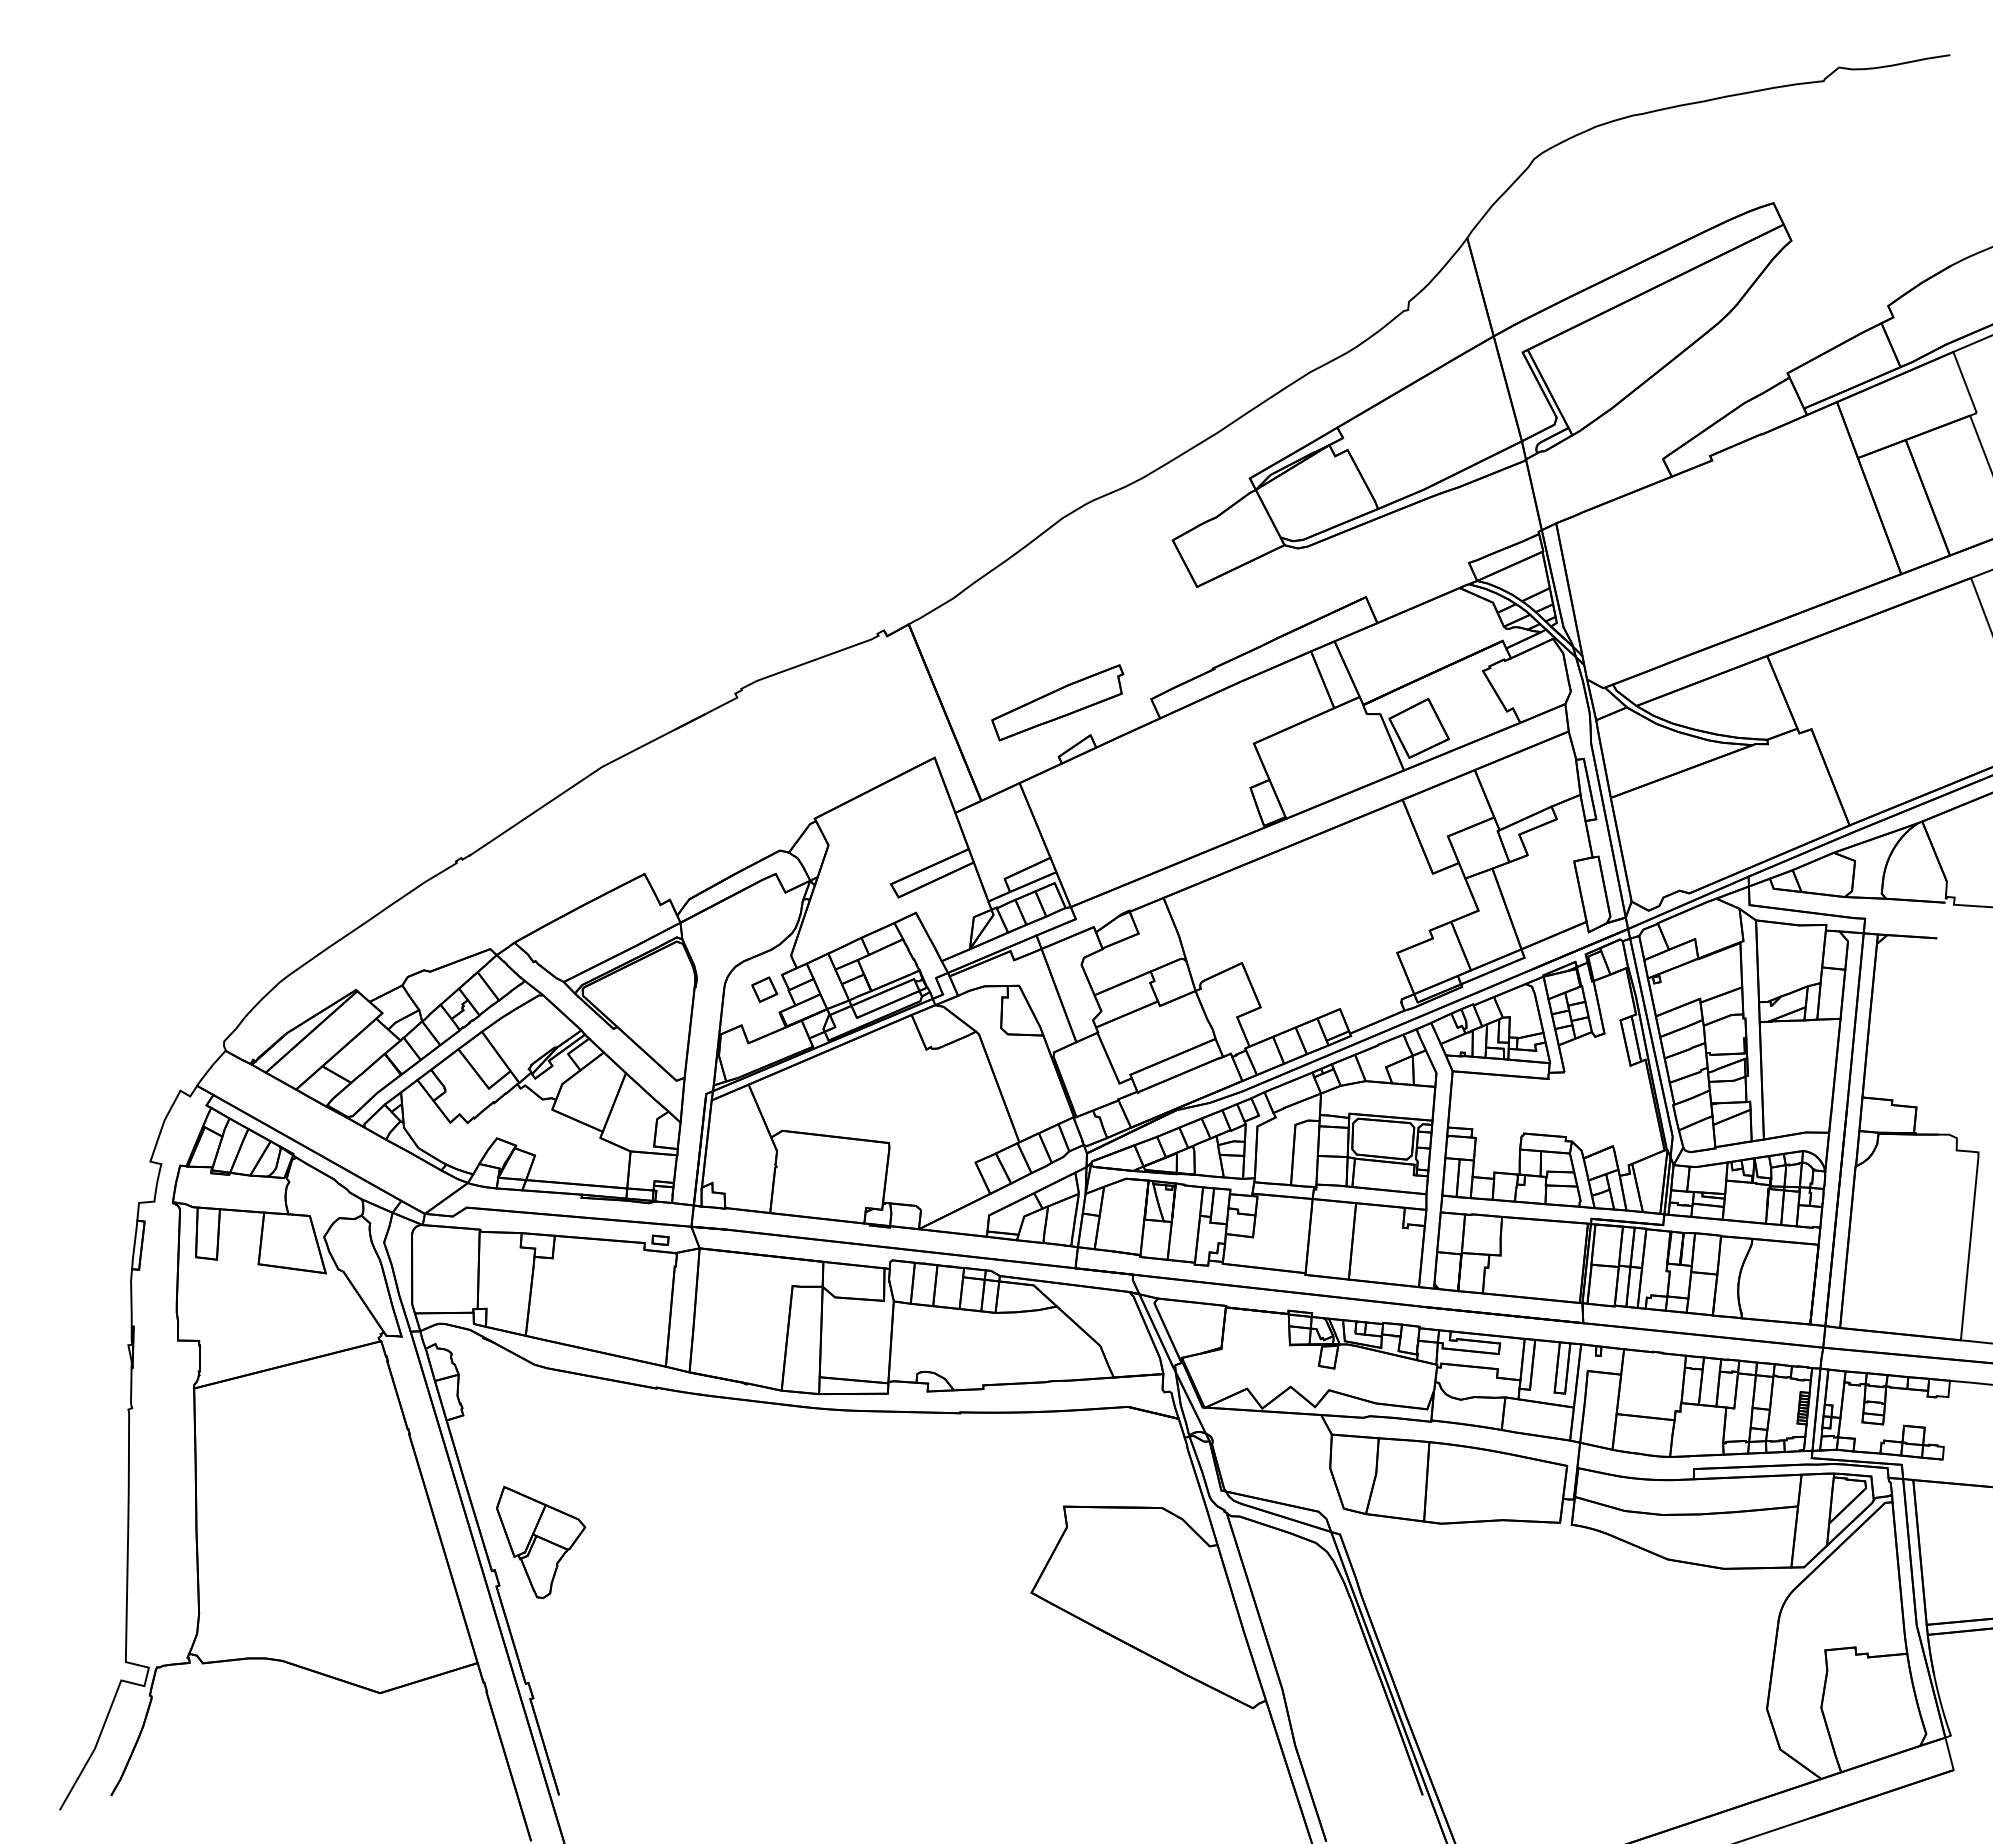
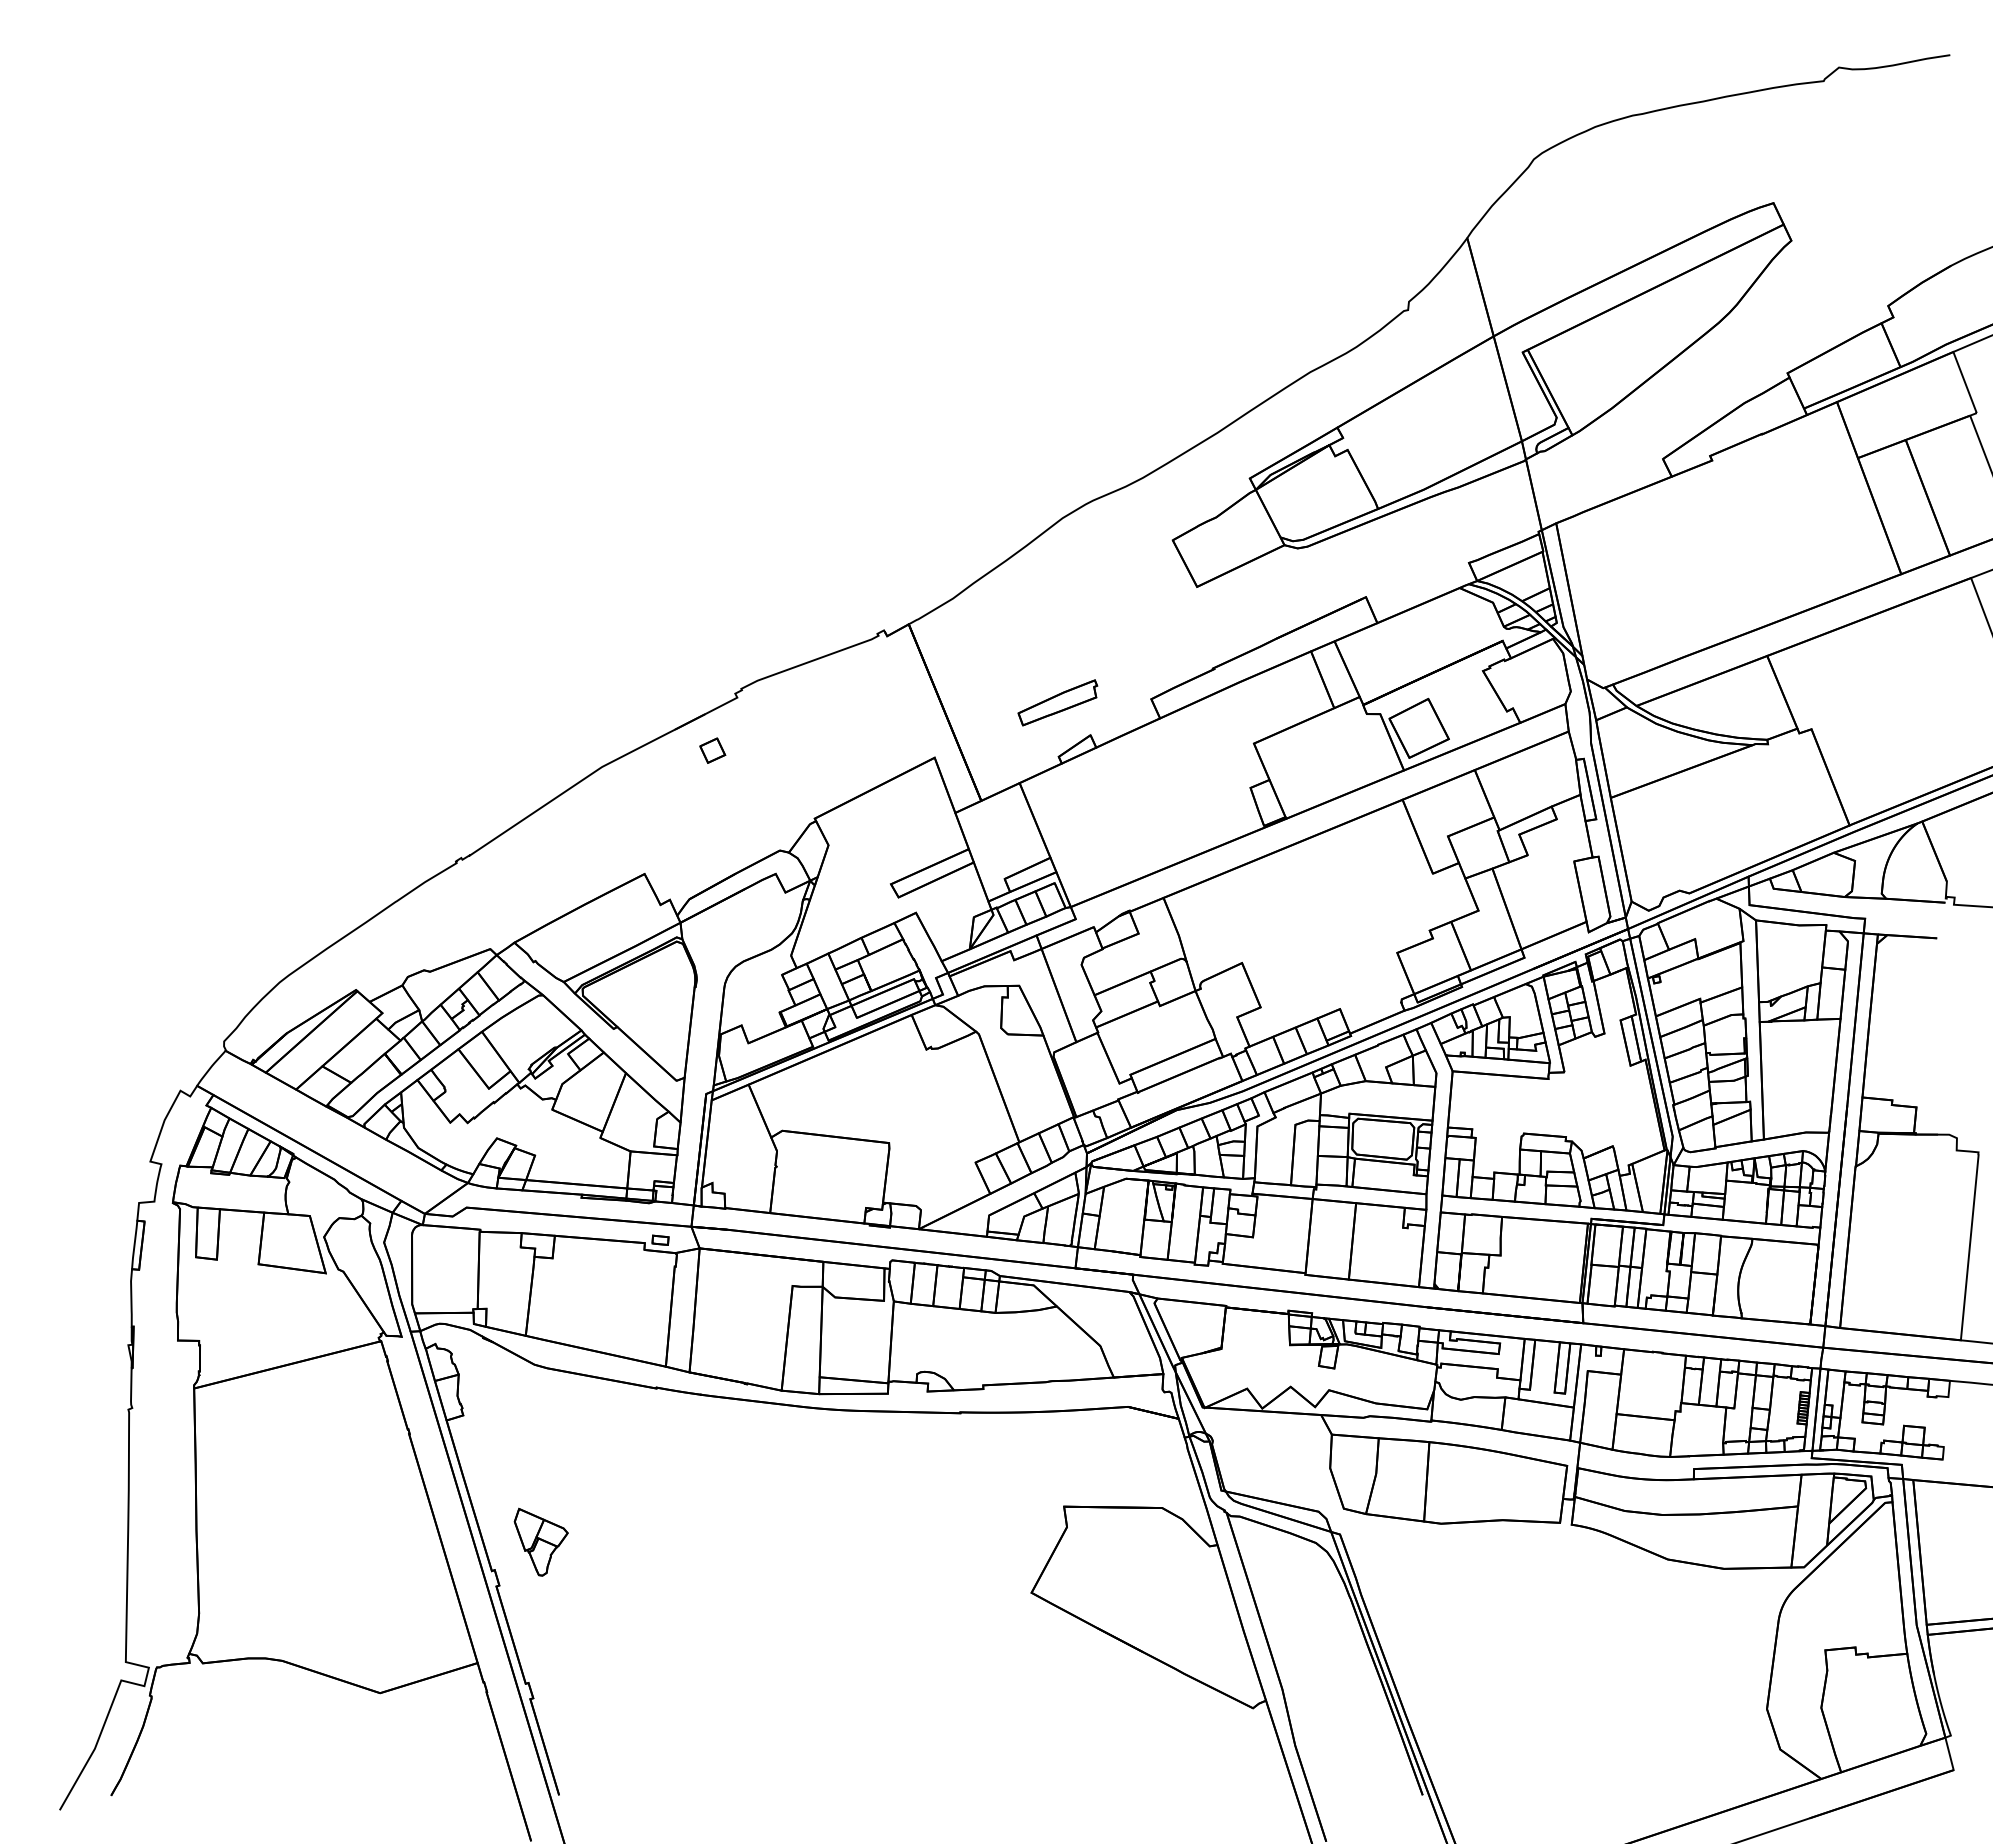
part size: 134x78 px -> 82x48 px (1057, 702)
part position: (764, 989) -> (712, 750) (712, 750)
part size: 91x114 px -> 56x70 px (540, 1541)
